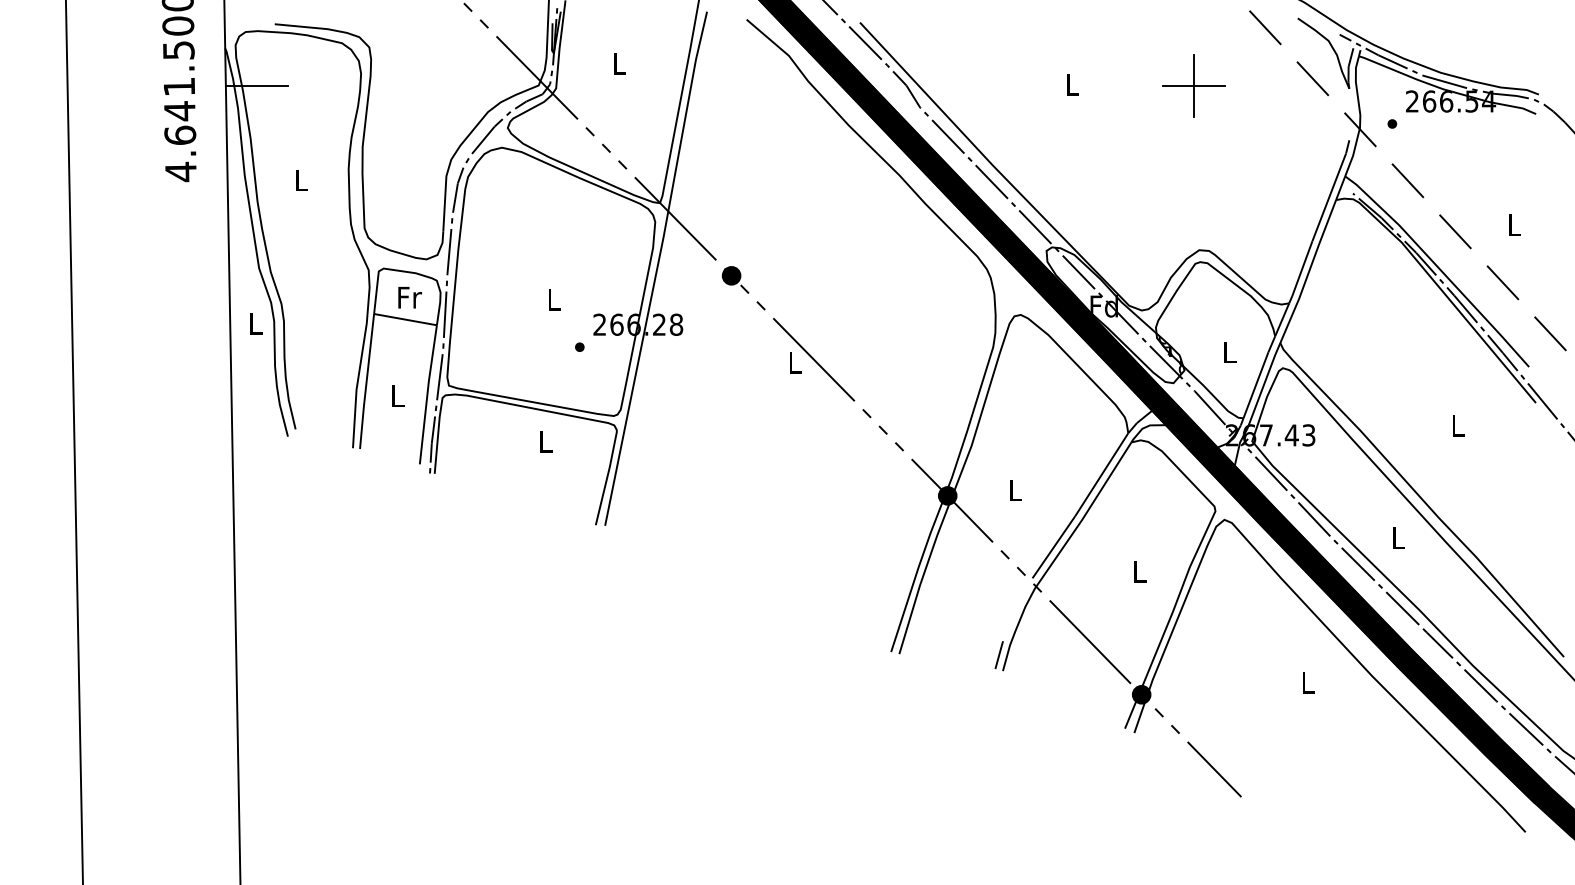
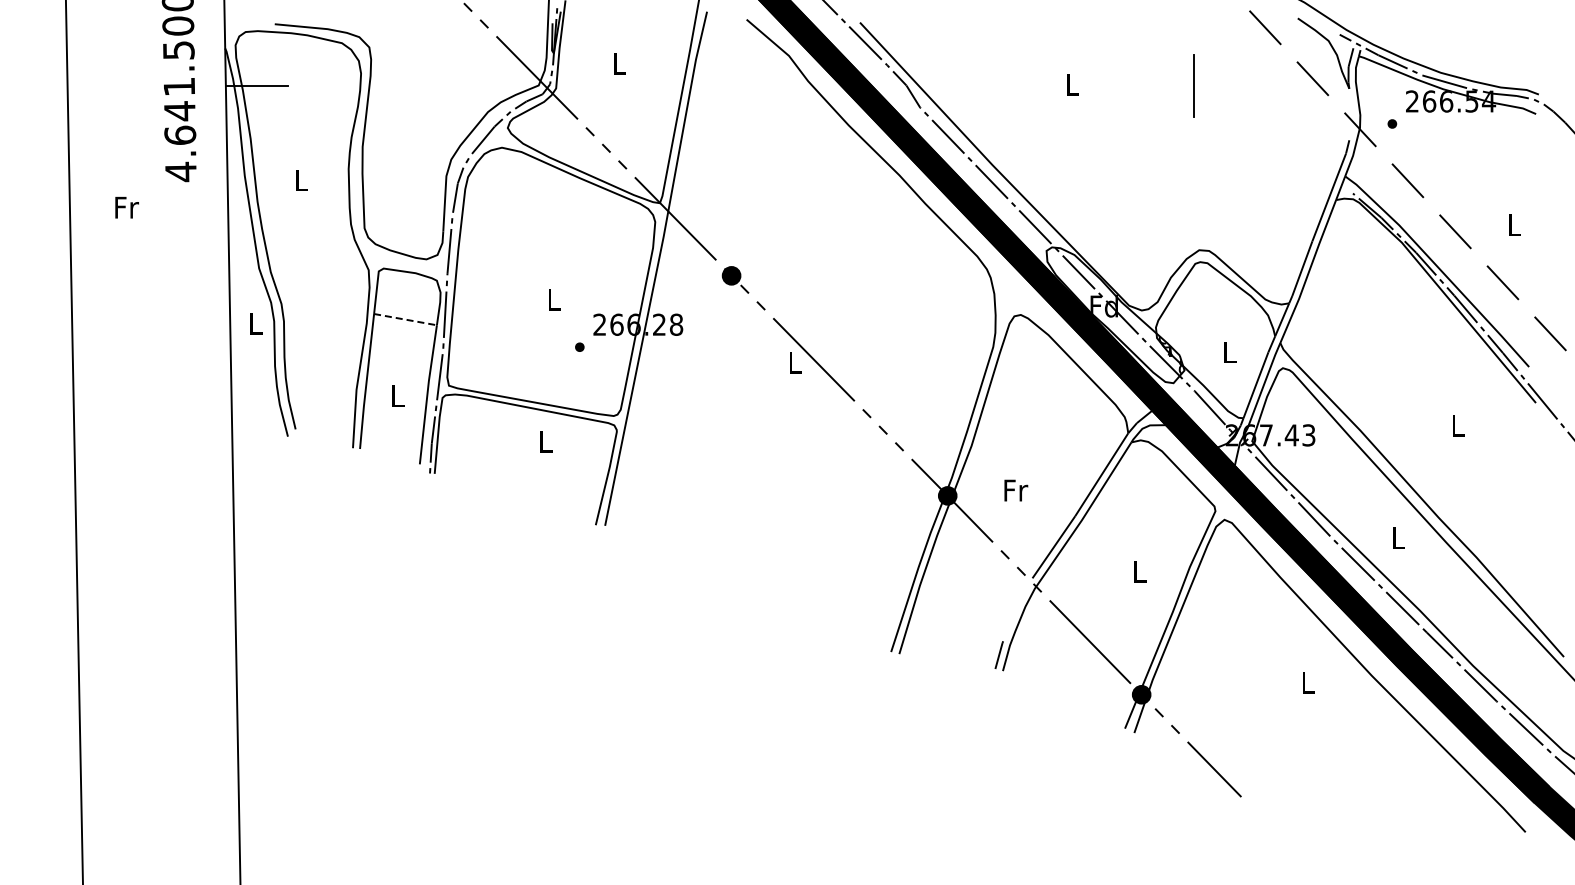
line: present -> none (1193, 86)
text position: (409, 297) -> (126, 207) (126, 207)
line: solid -> dashed (405, 319)
text: L -> Fr (1016, 490)
